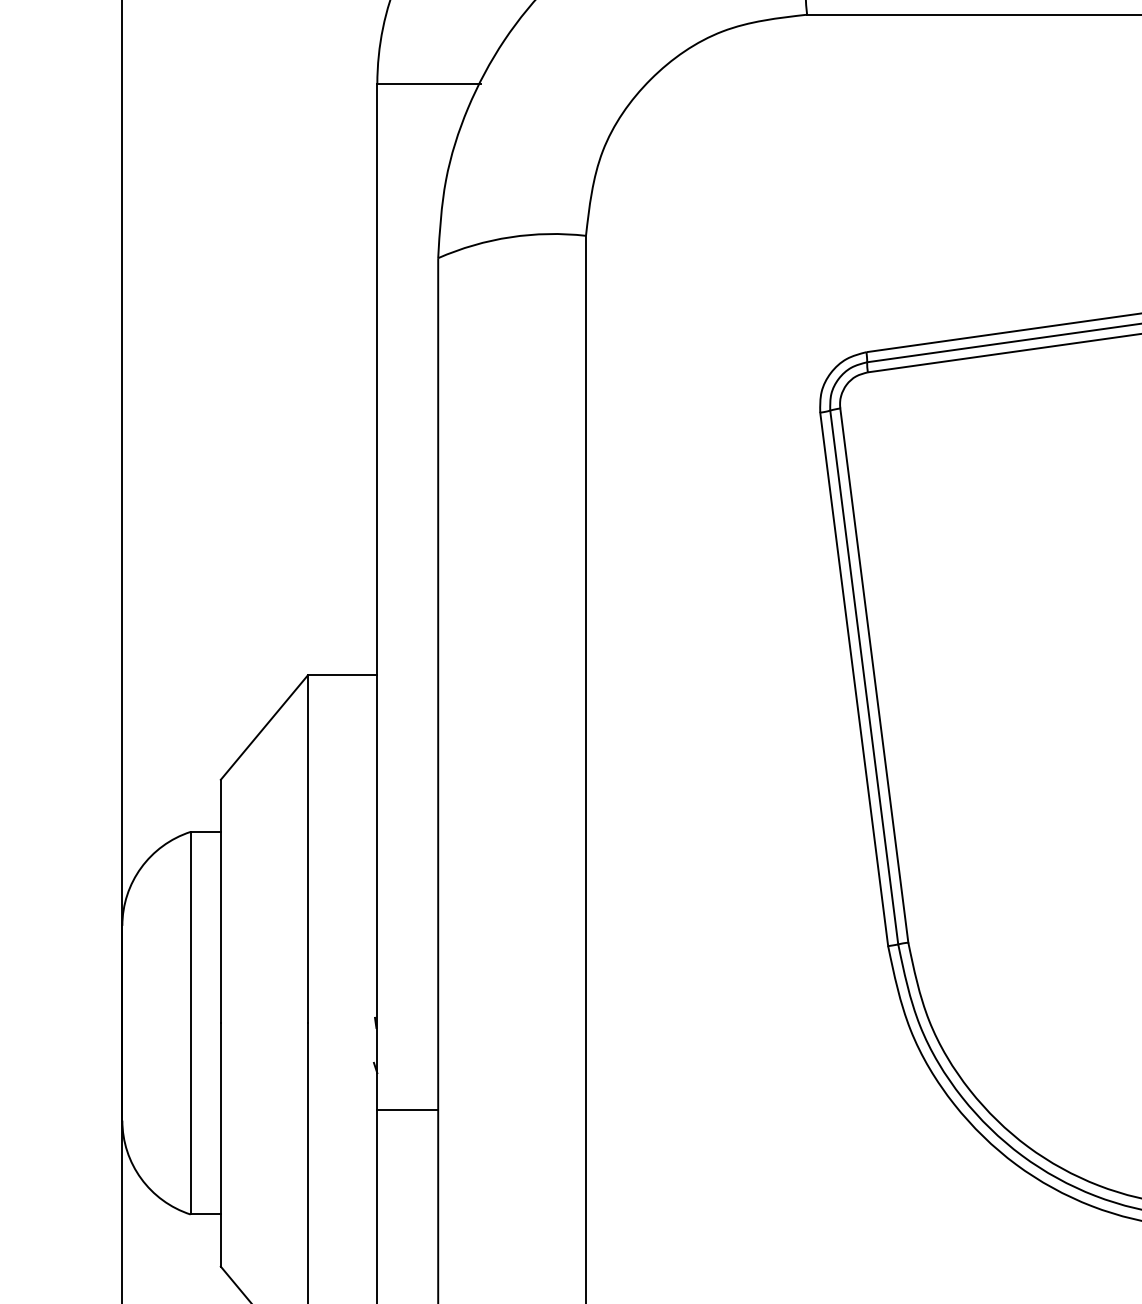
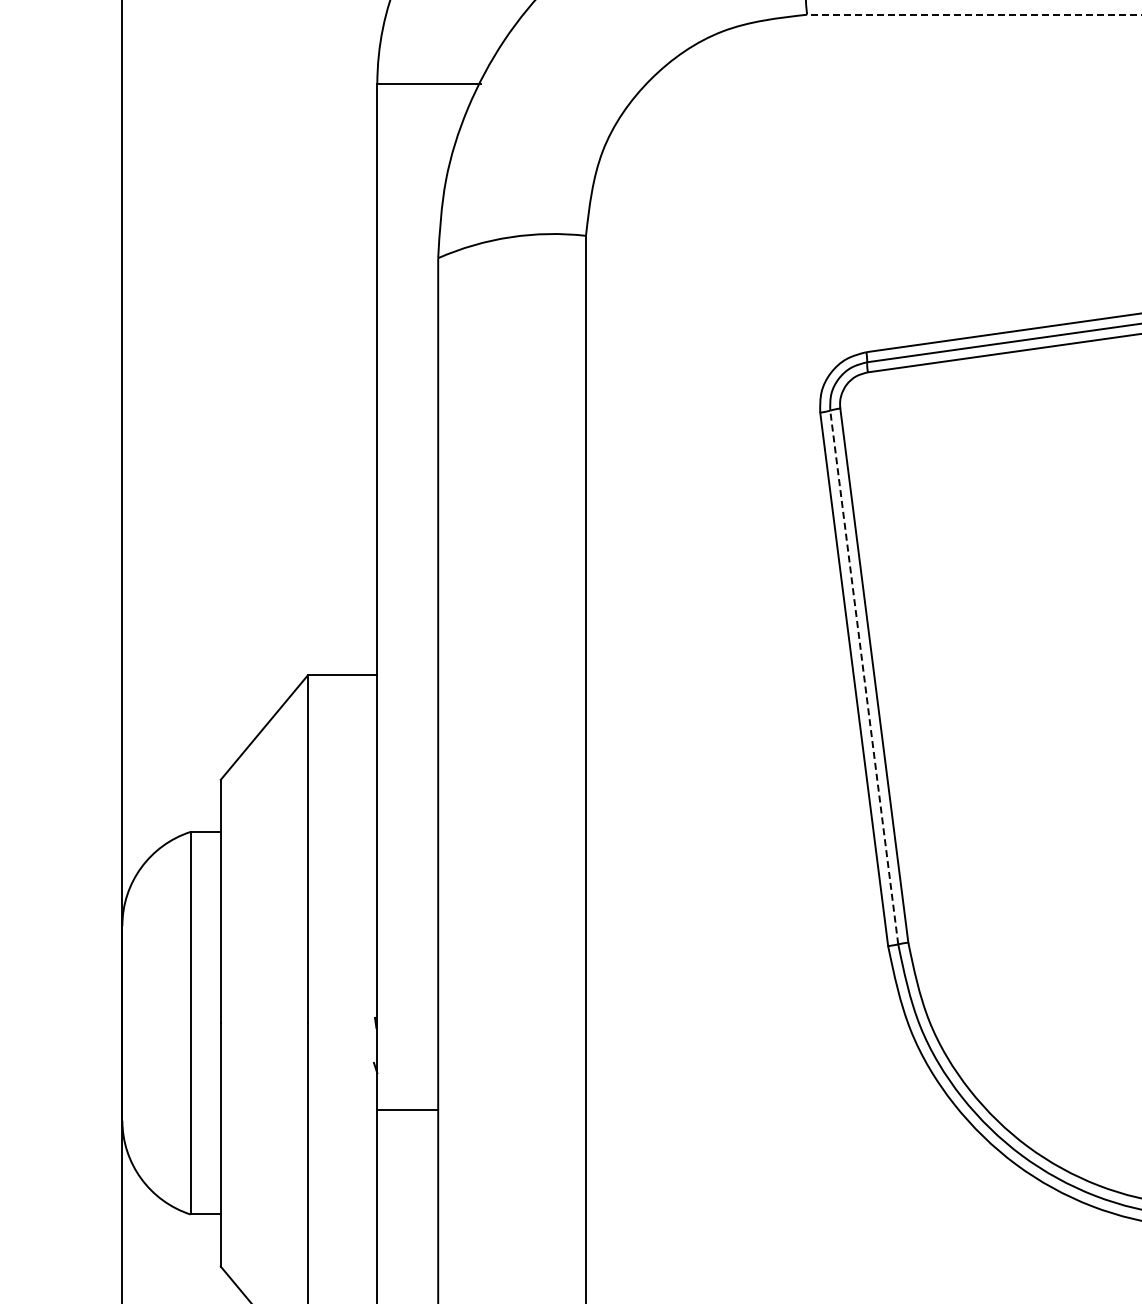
line: solid -> dashed (974, 14)
line: solid -> dashed (864, 677)
